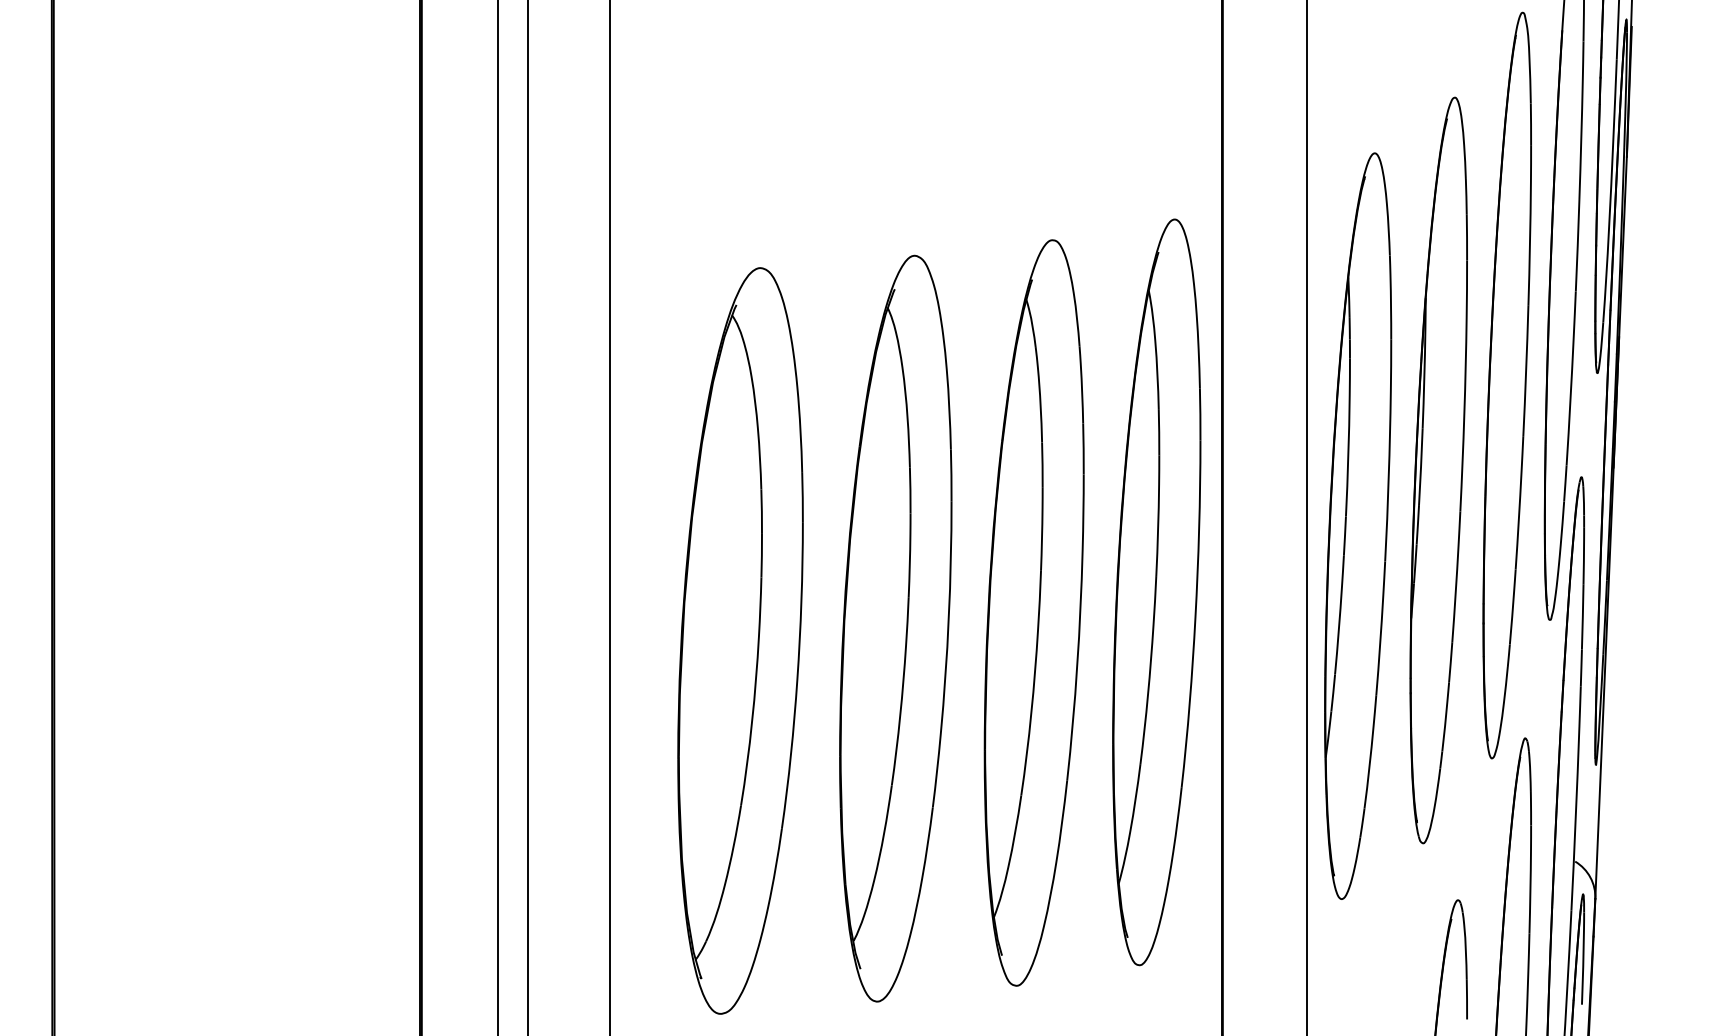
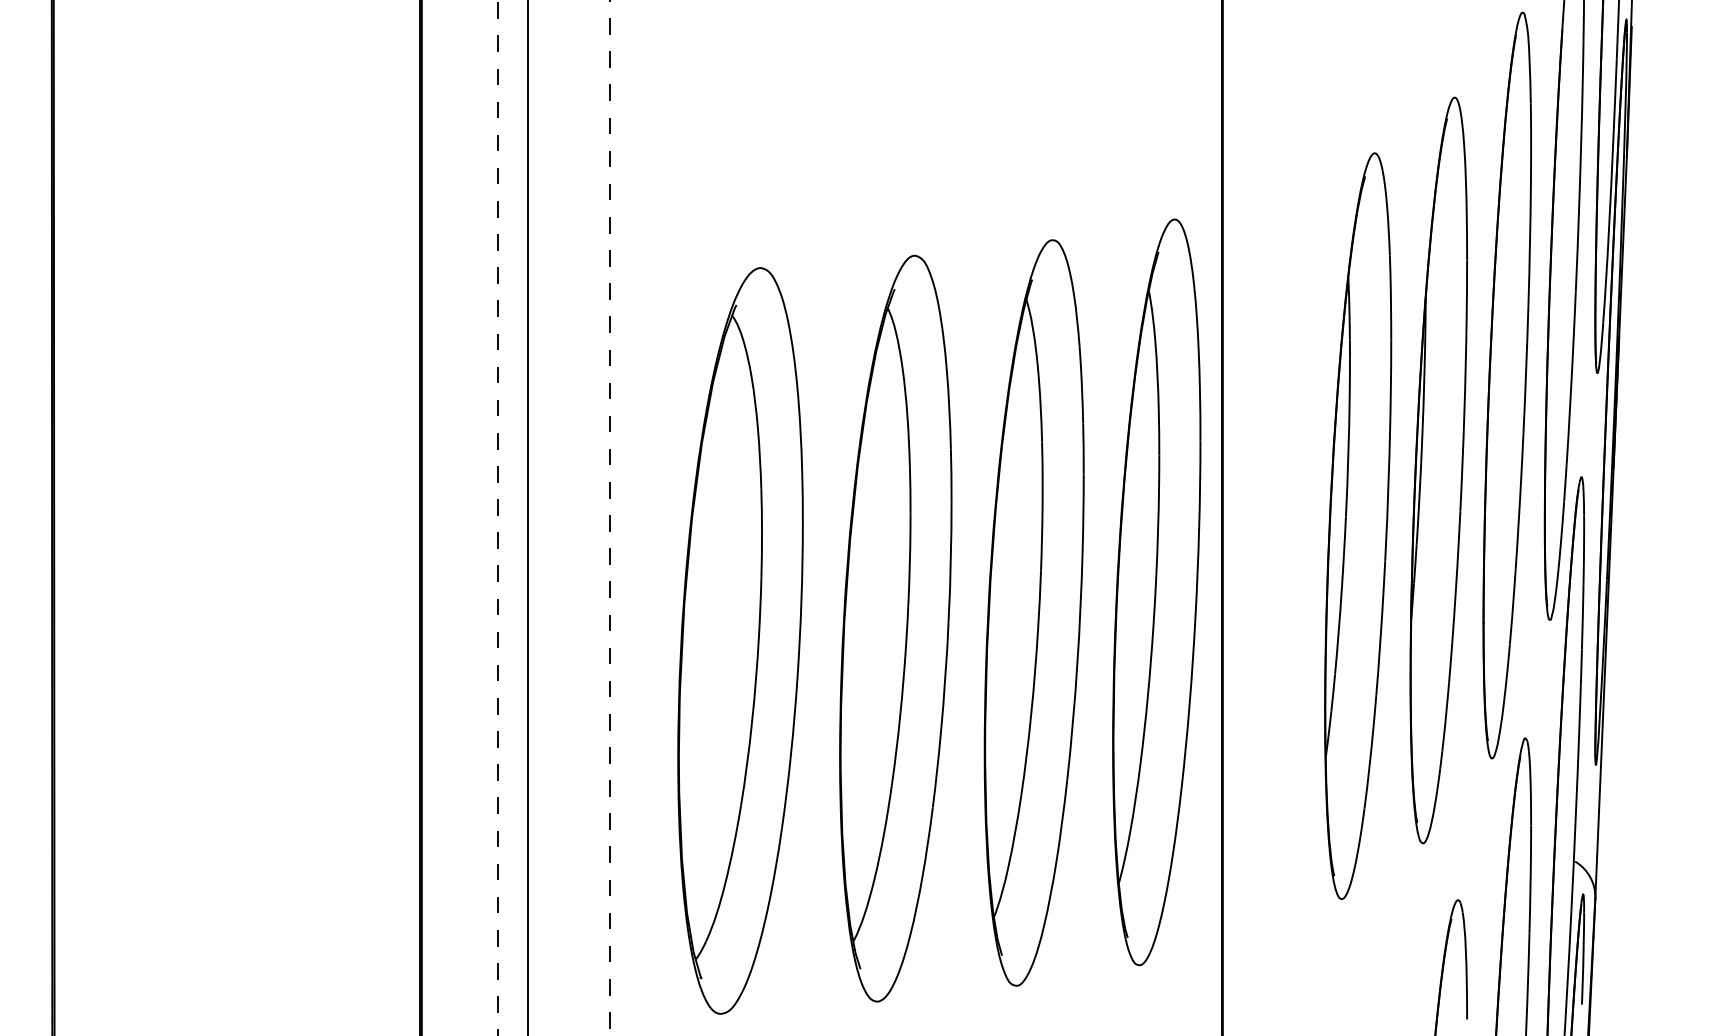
line: solid -> dashed (497, 517)
line: present -> none (1306, 517)
line: solid -> dashed (609, 518)
